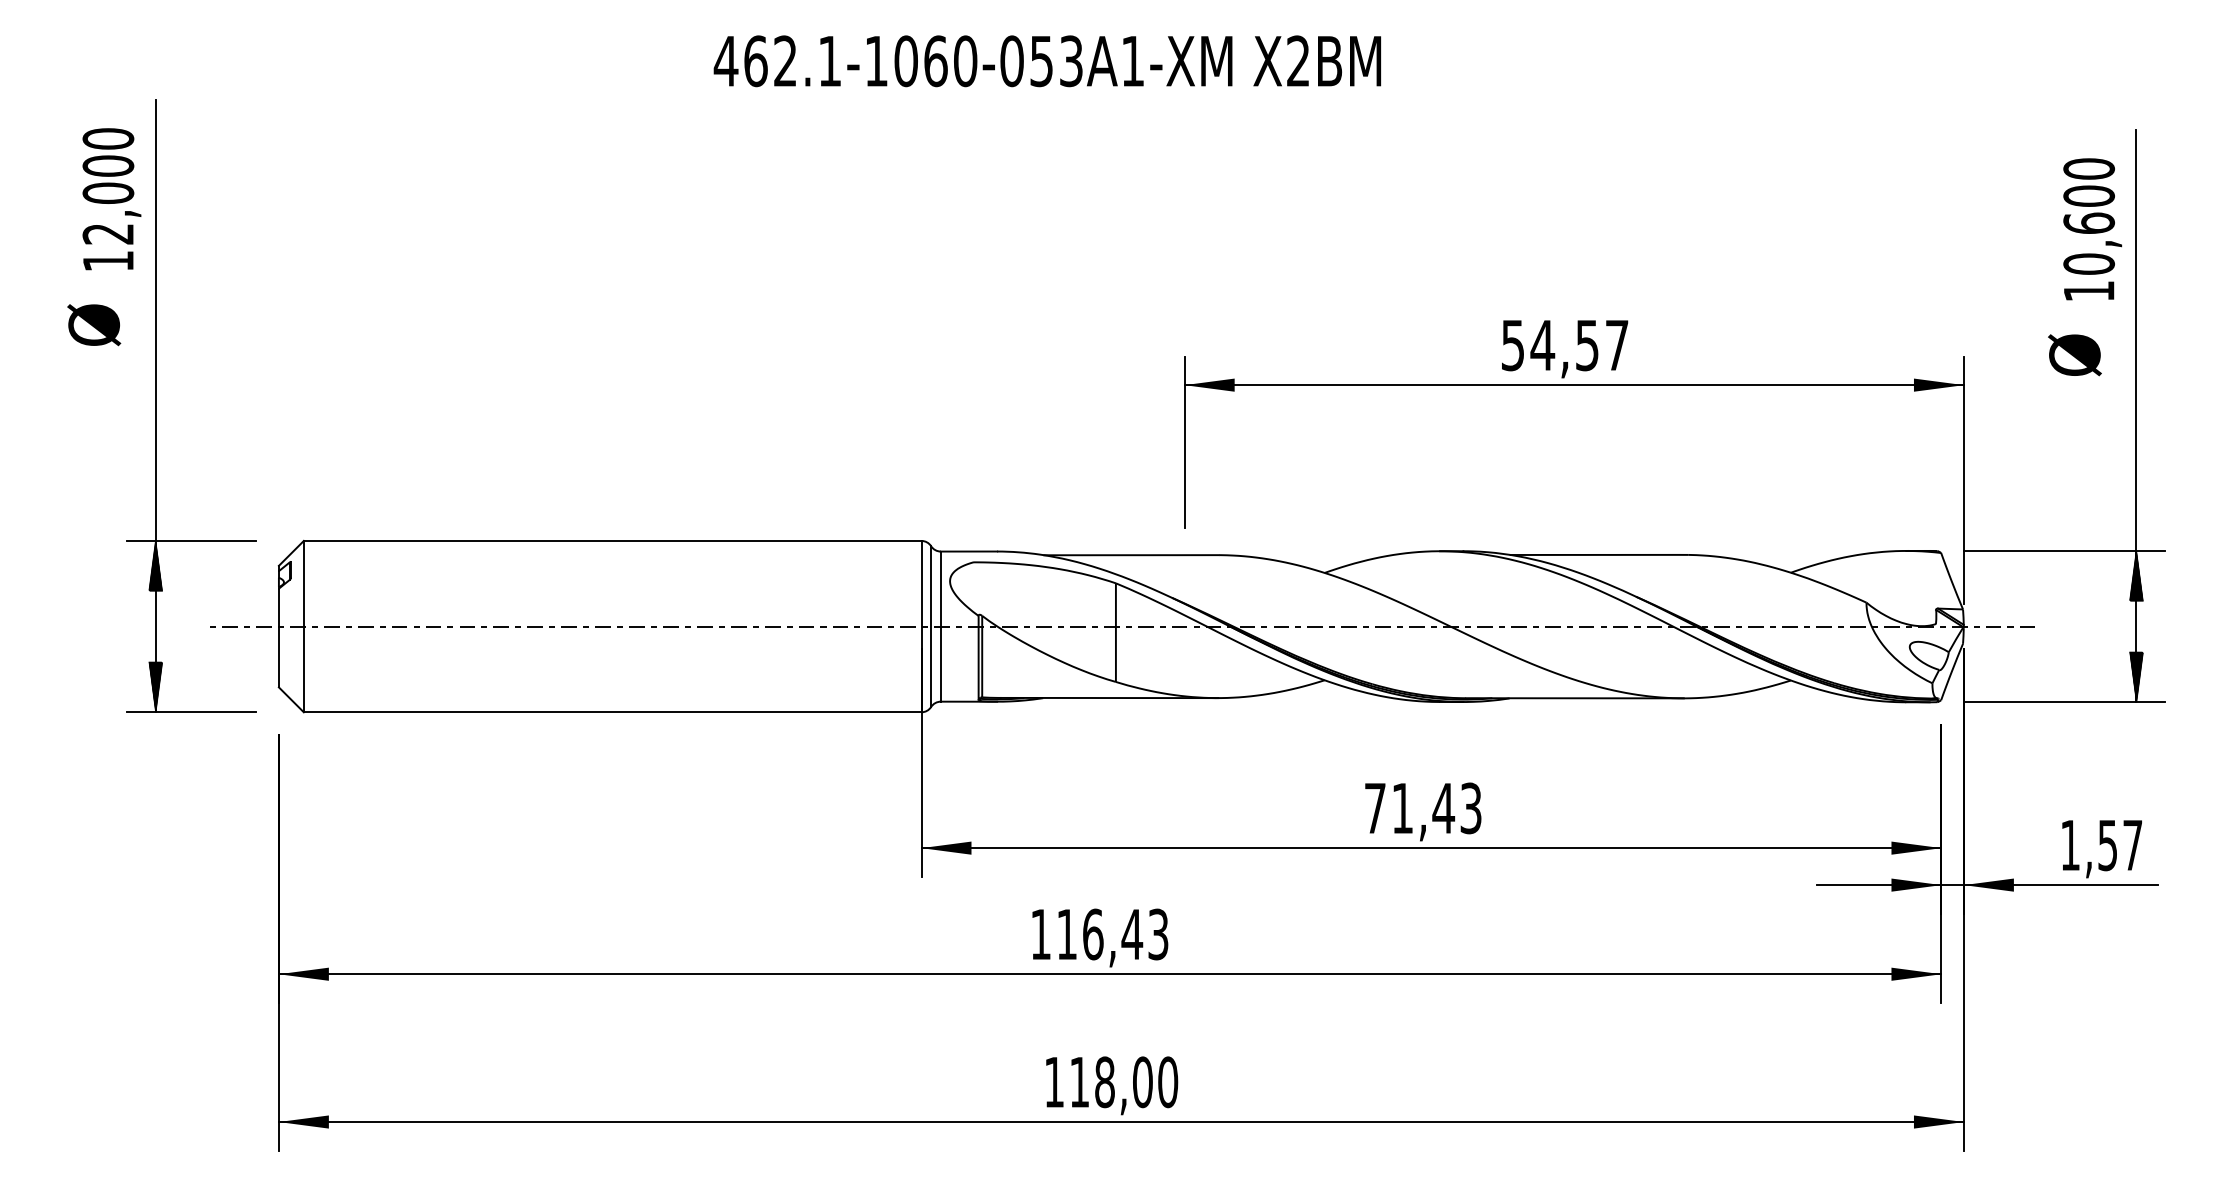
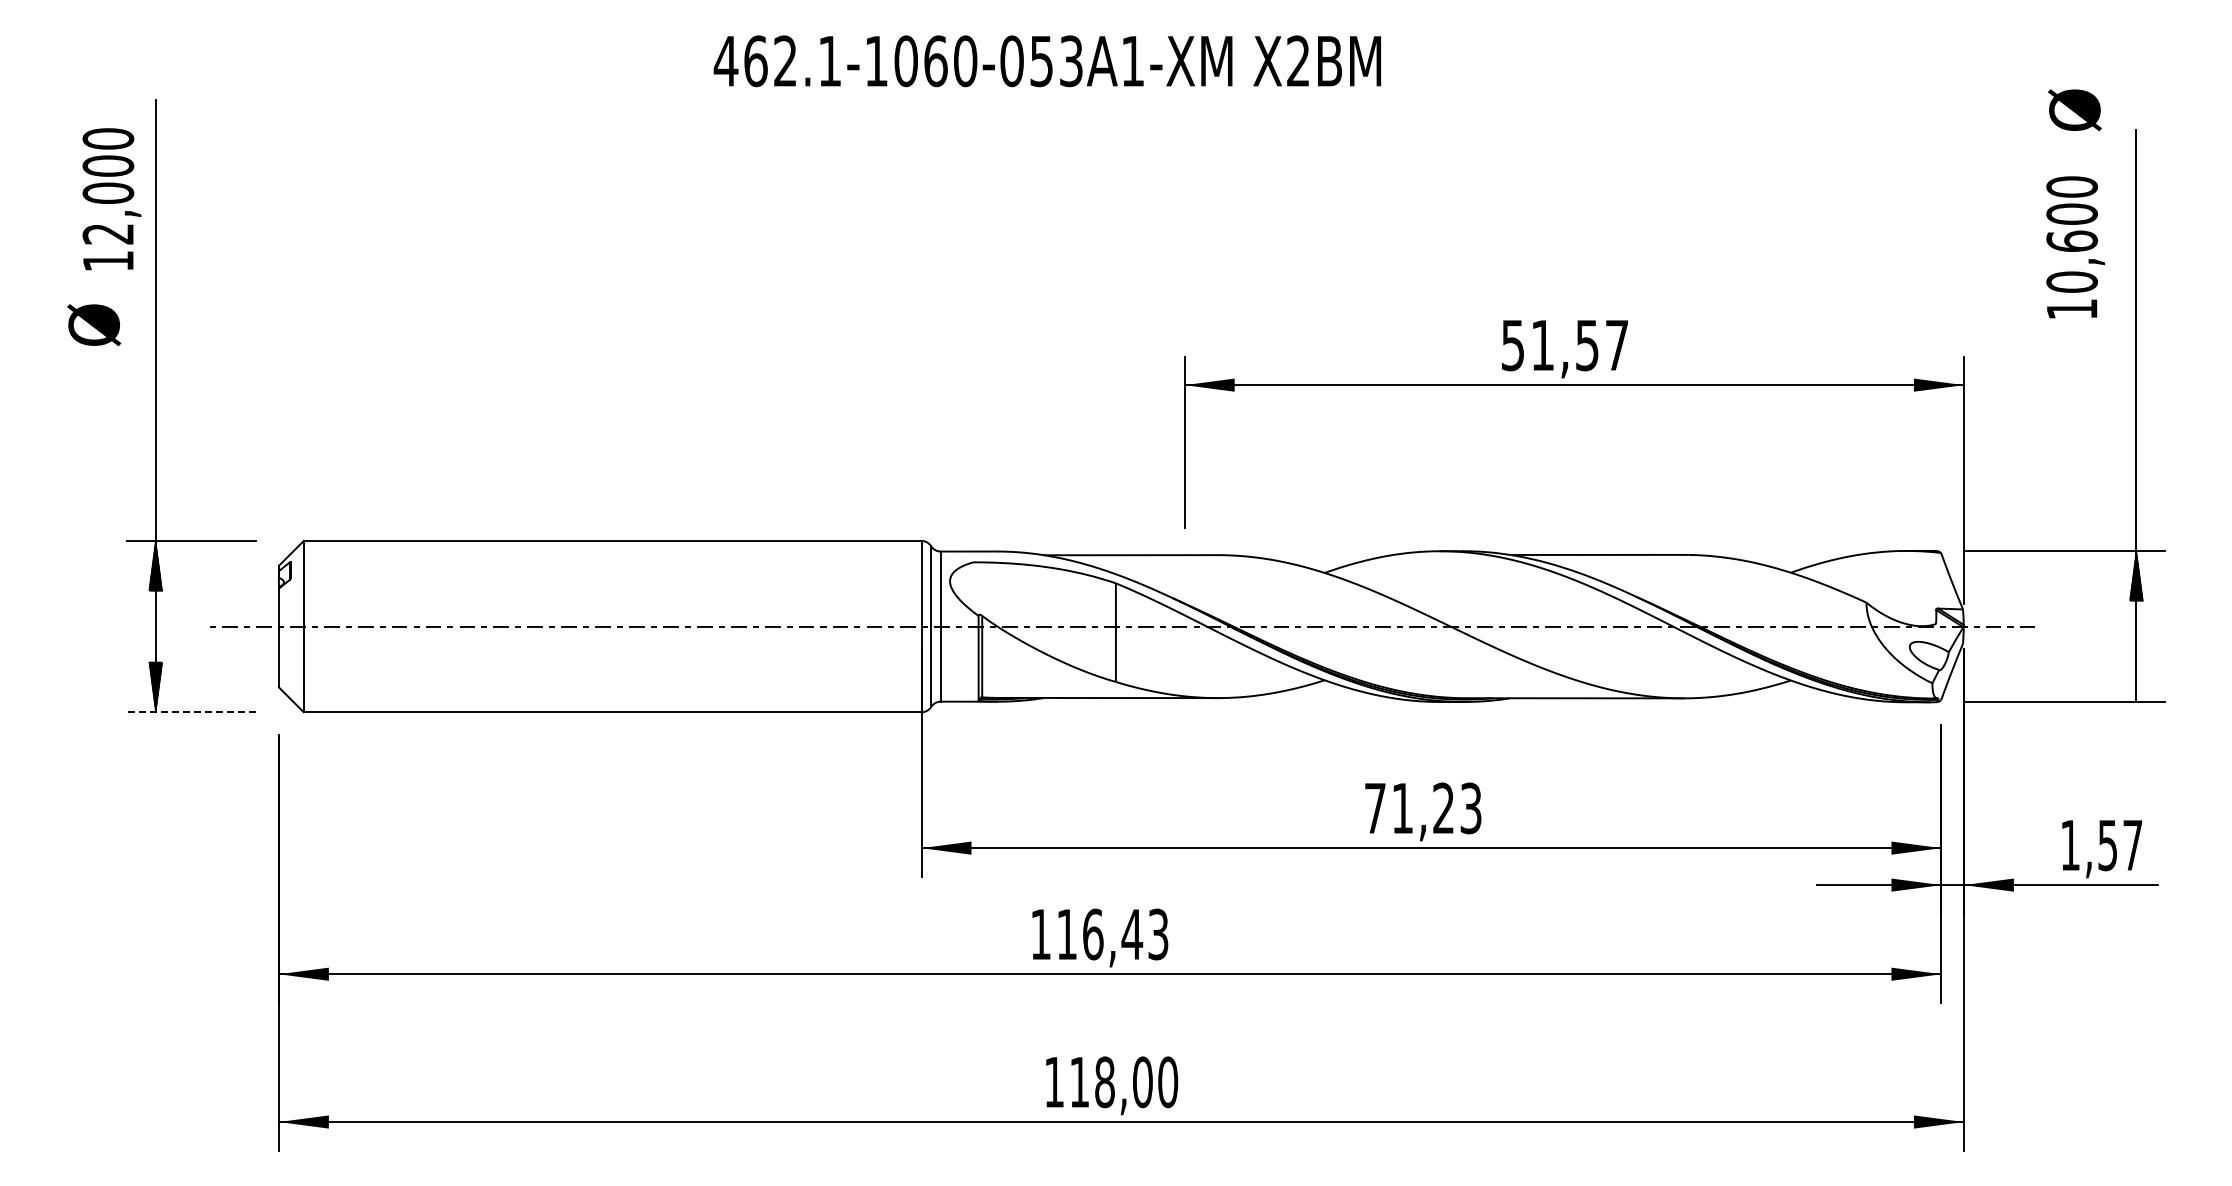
text position: (2092, 229) -> (2075, 247) (2075, 247)
text: 54,57 -> 51,57 (1542, 345)
text position: (2074, 355) -> (2074, 110) (2074, 110)
hatch: present -> none (2136, 677)
line: solid -> dashed (191, 712)
text: 71,43 -> 71,23 (1443, 807)
